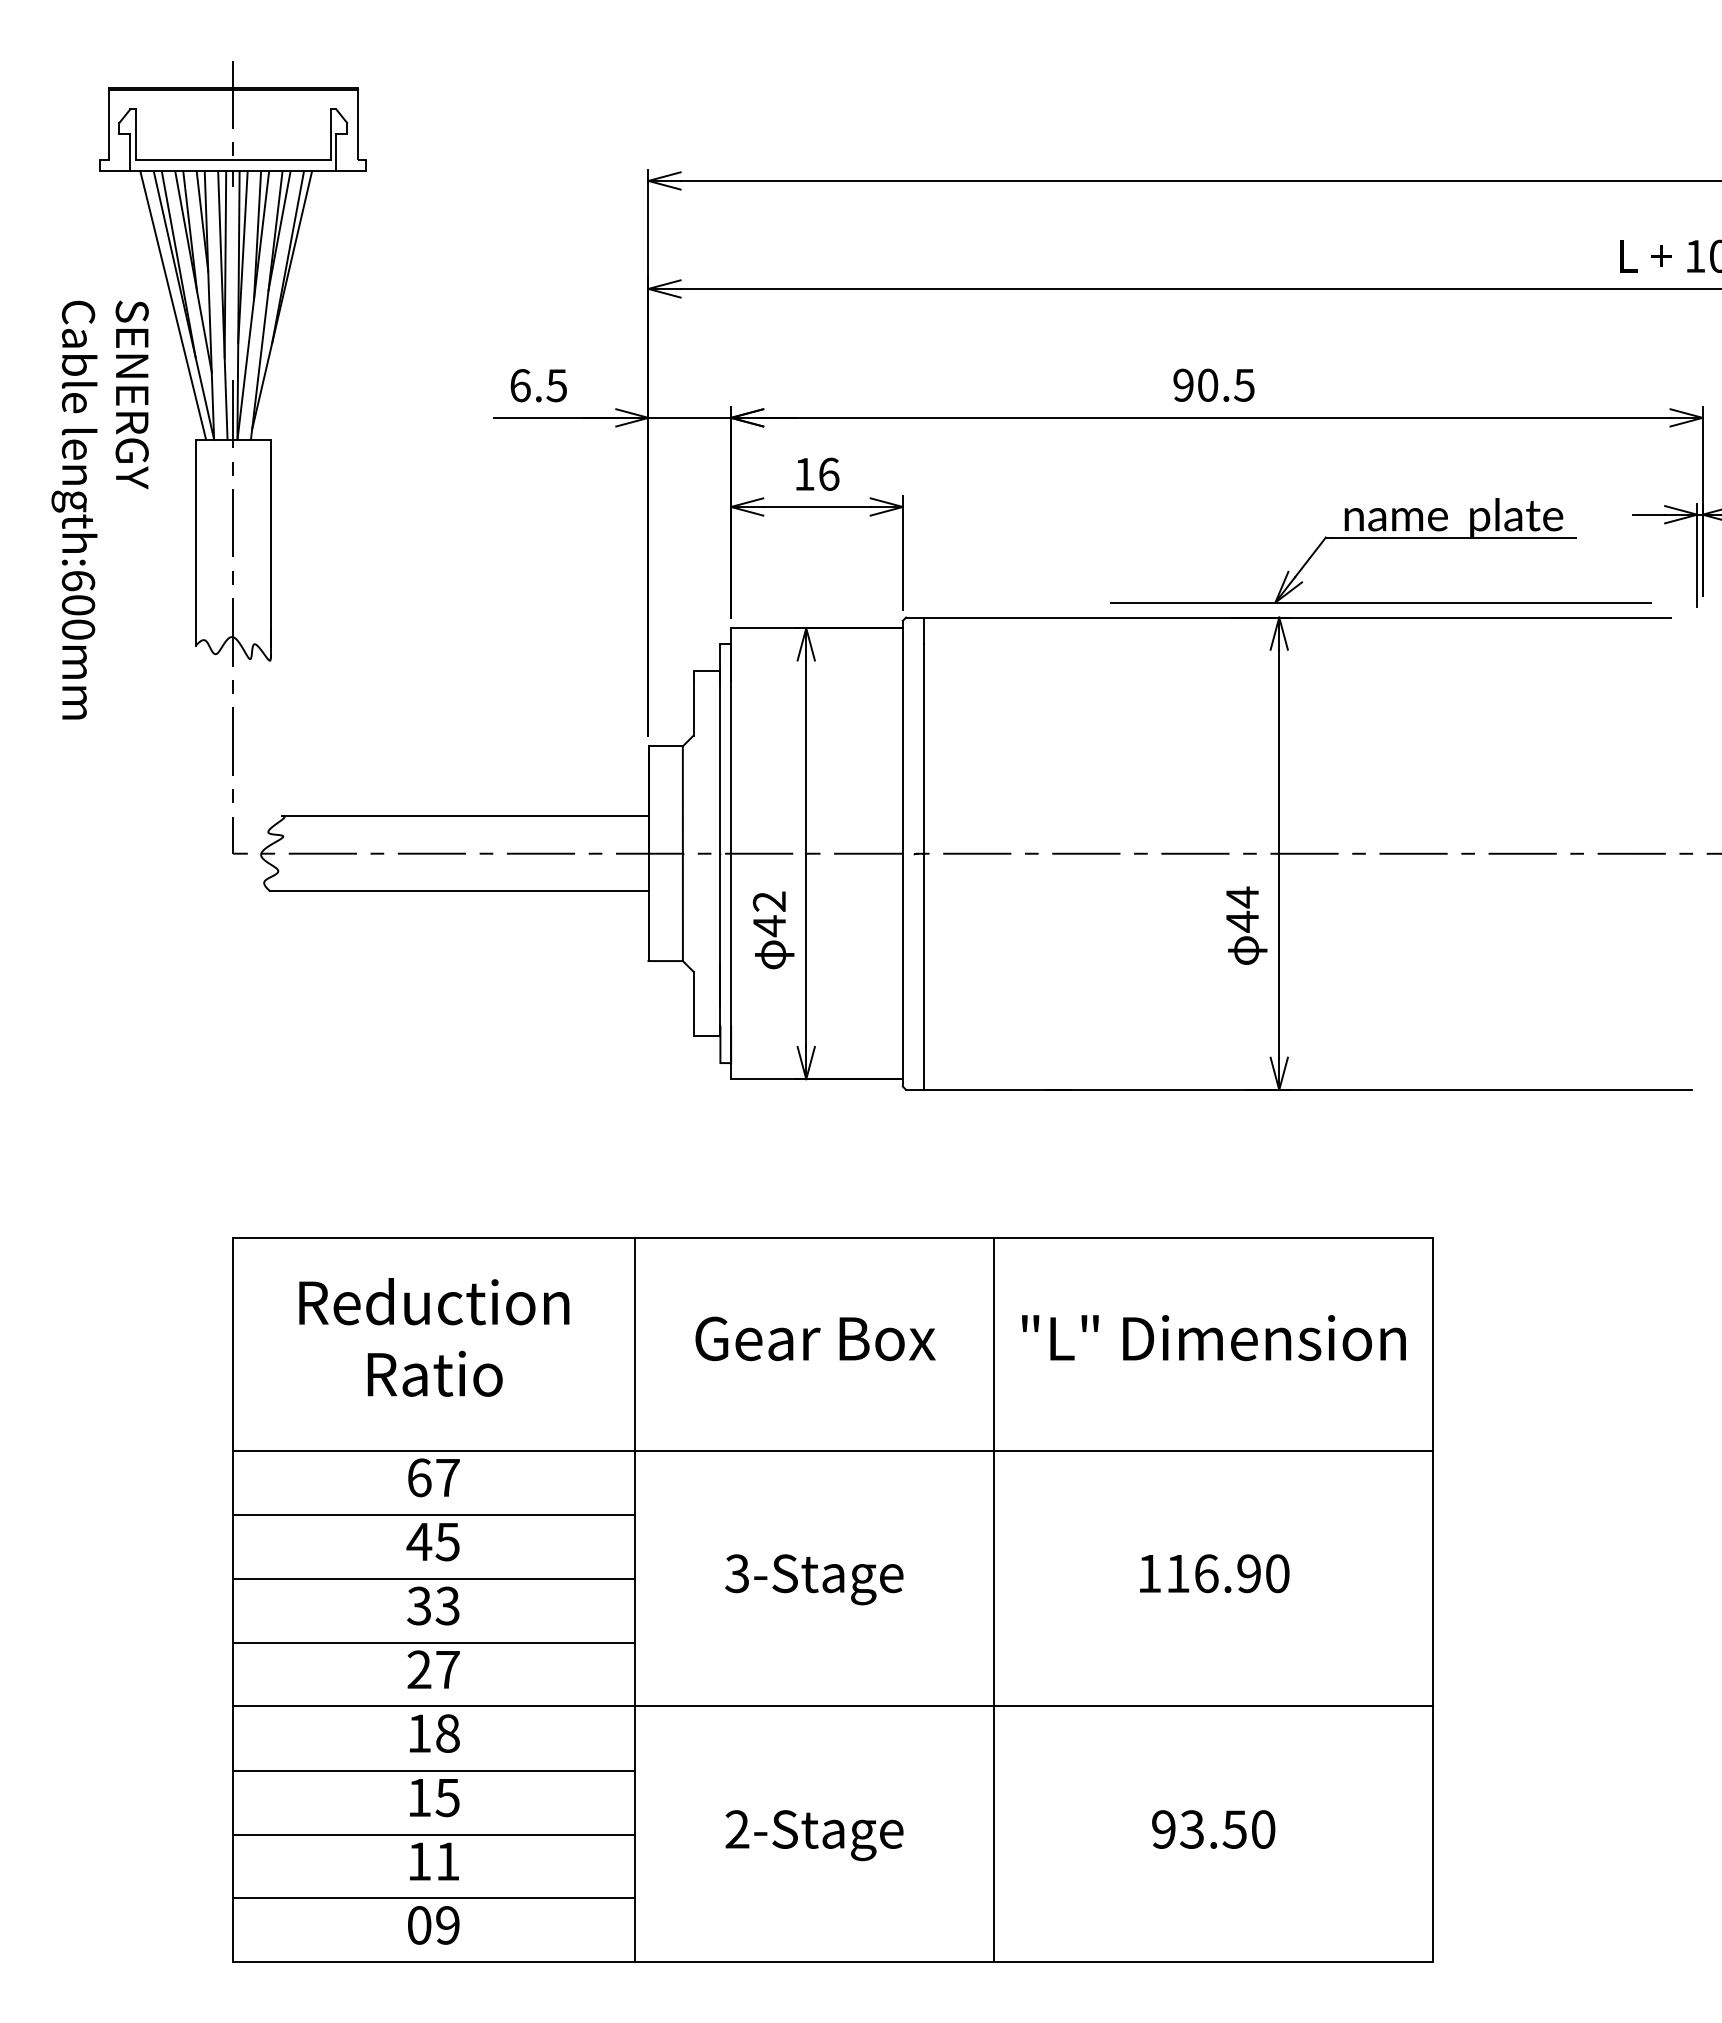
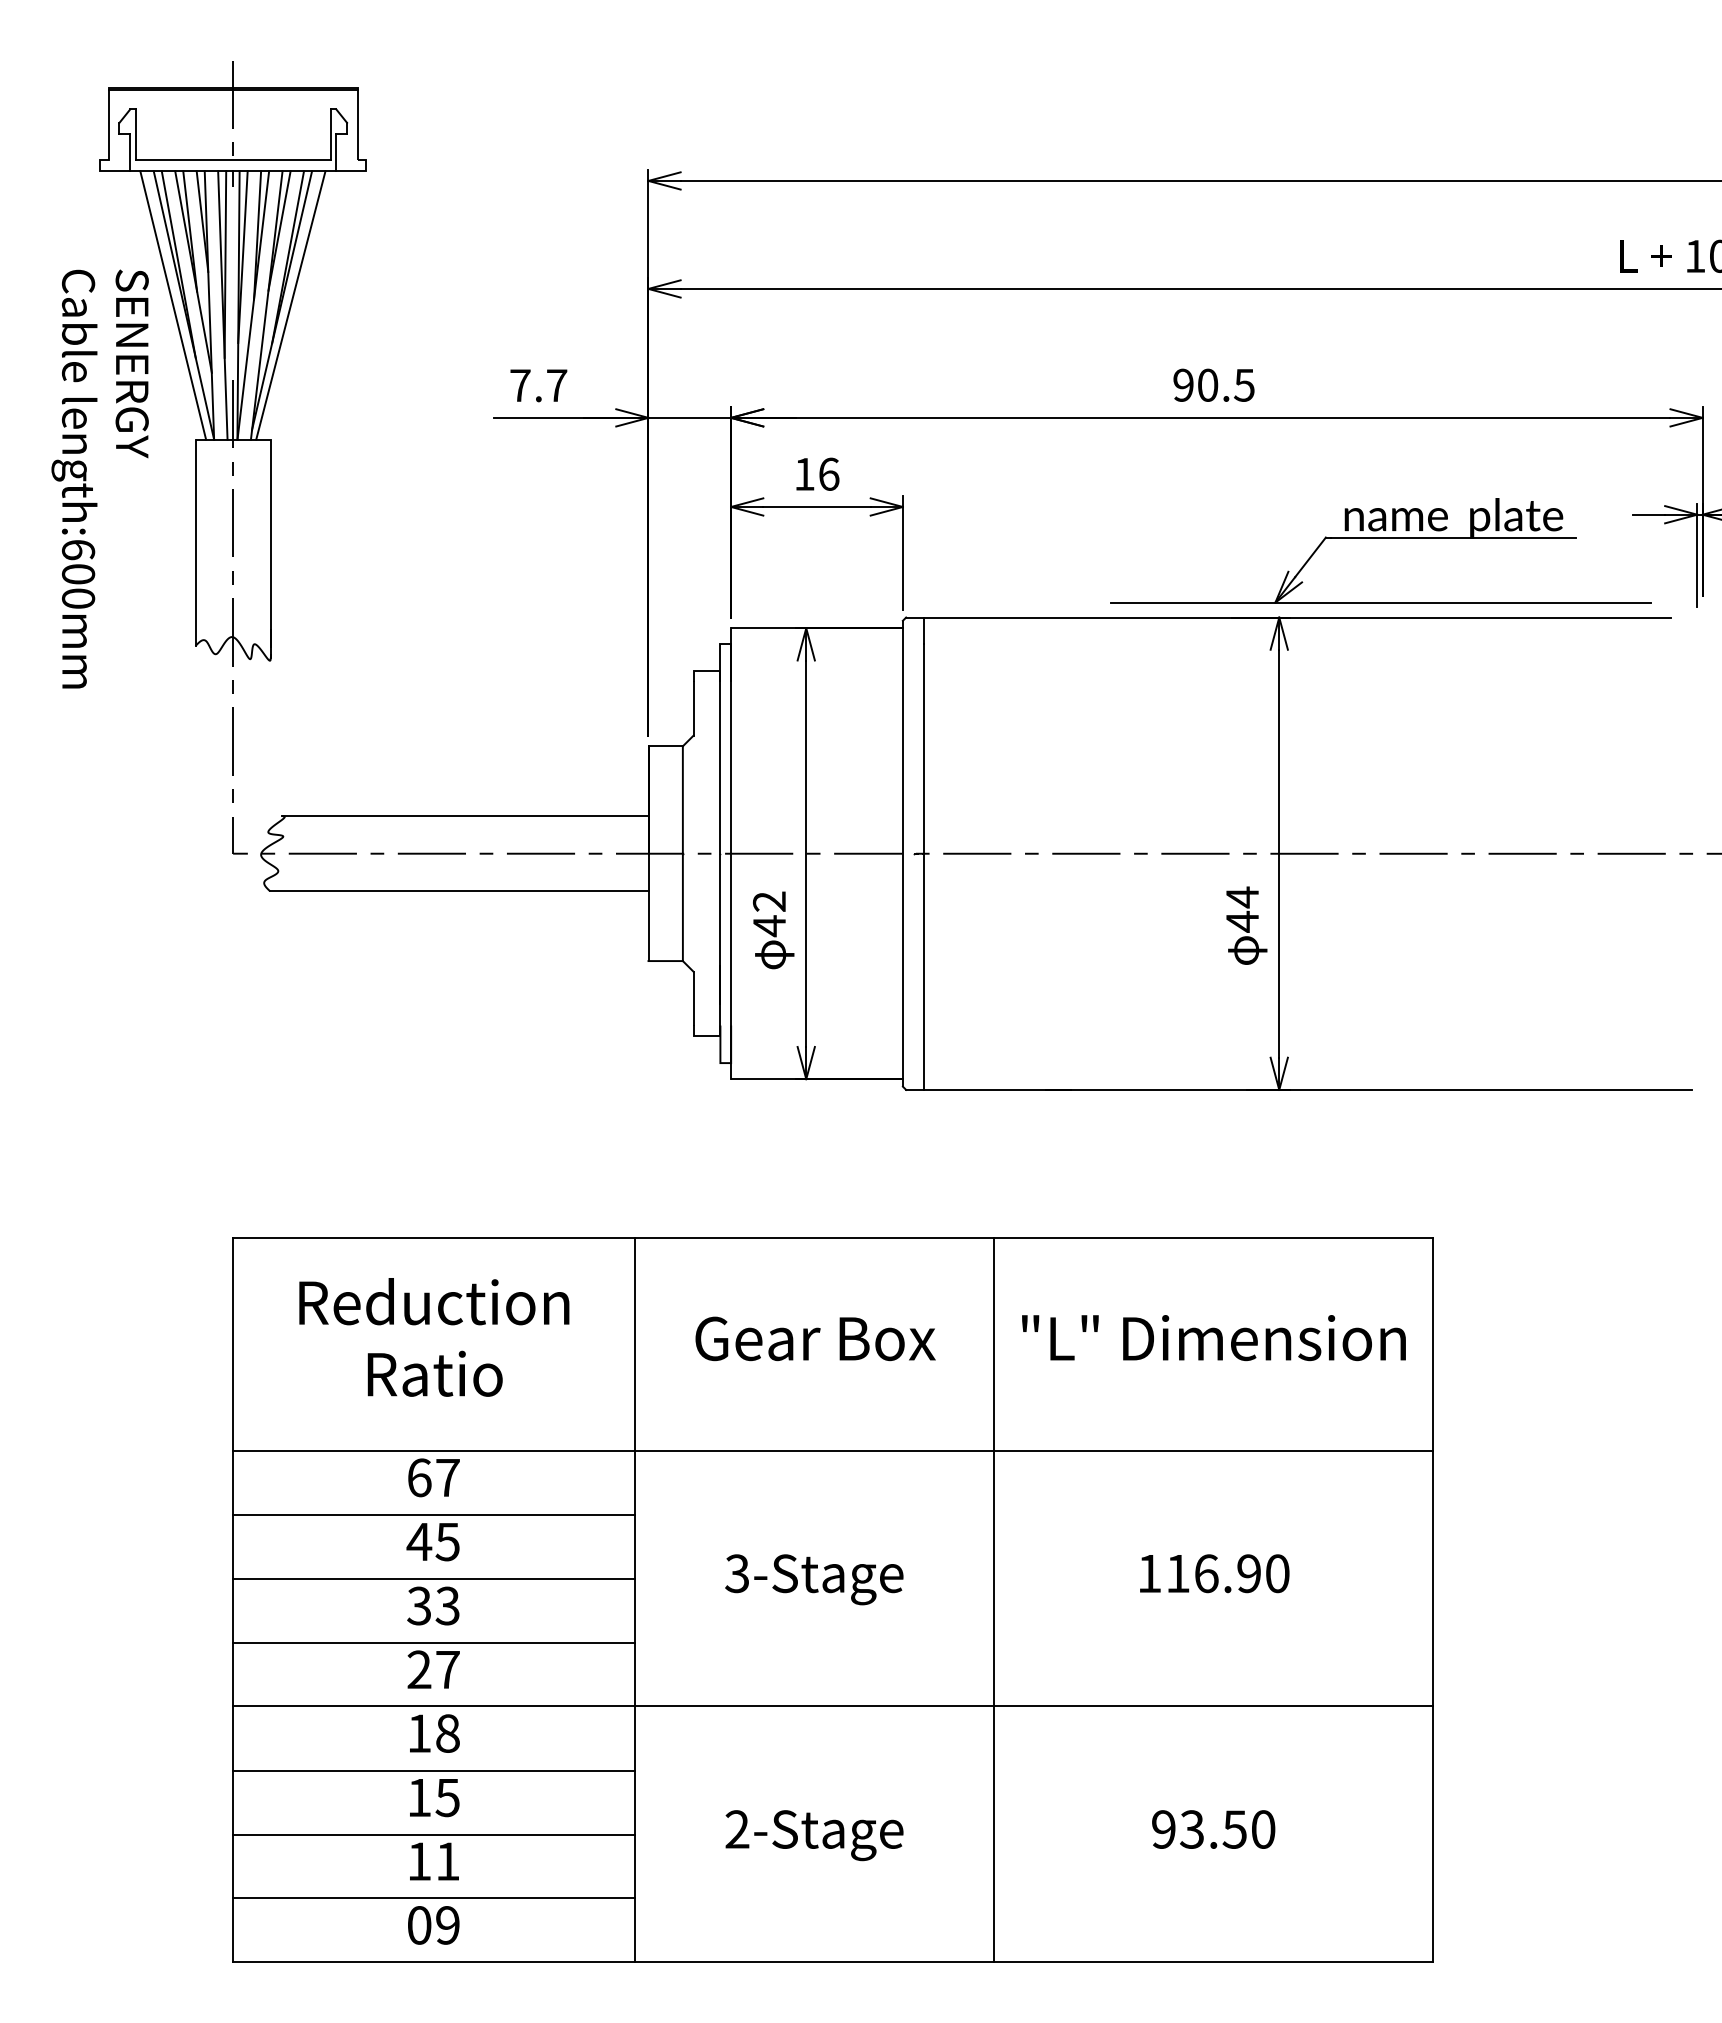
line: none -> present (290, 305)
text: 6.5 -> 7.7 (538, 385)
text position: (99, 509) -> (99, 478) (99, 478)
